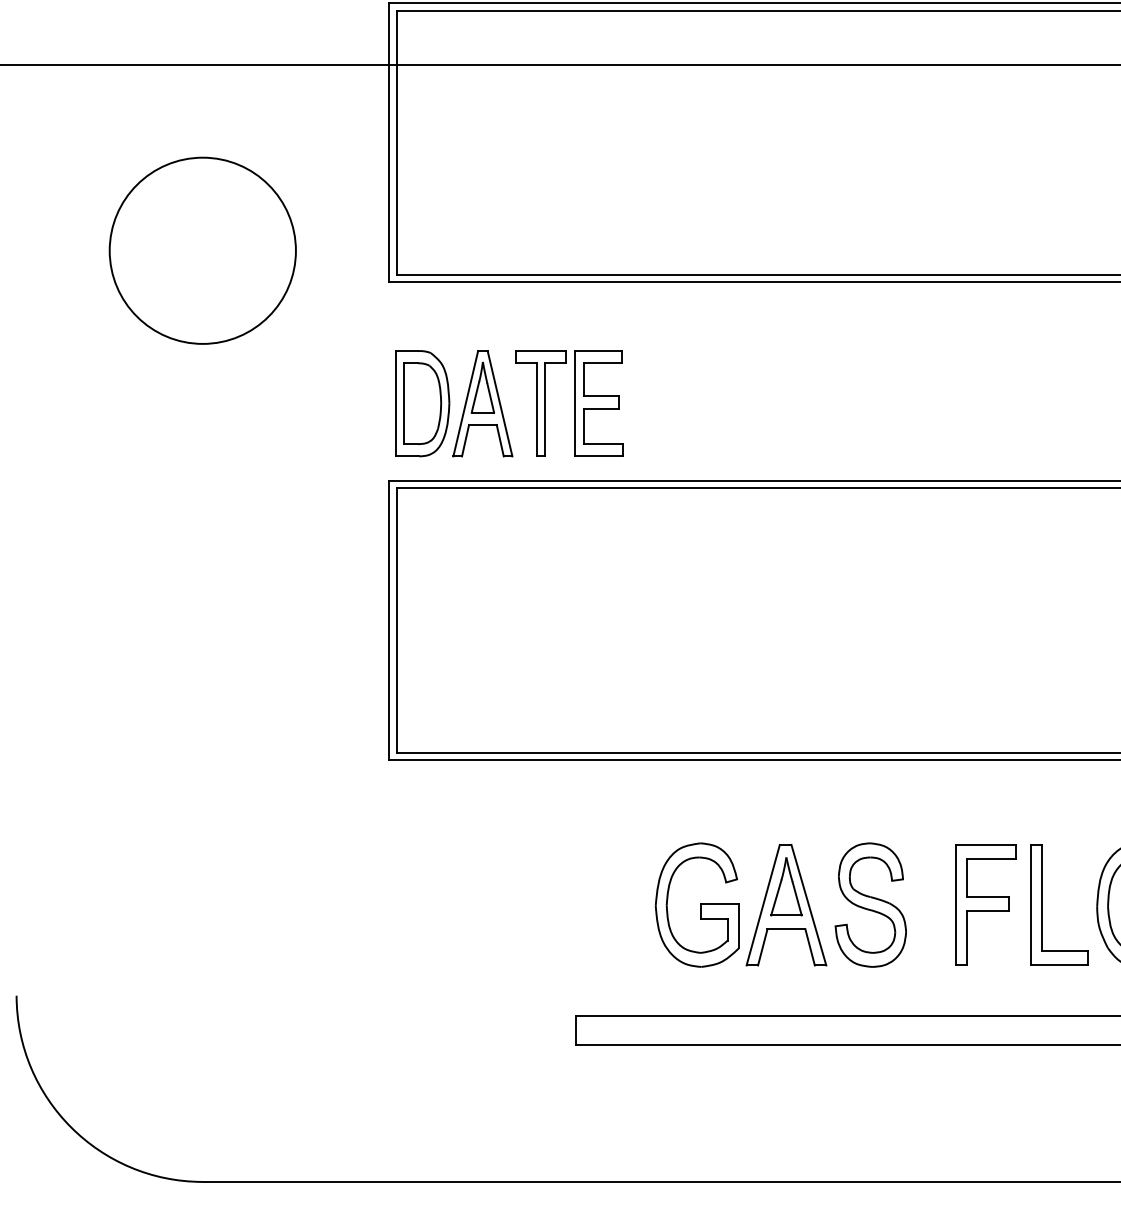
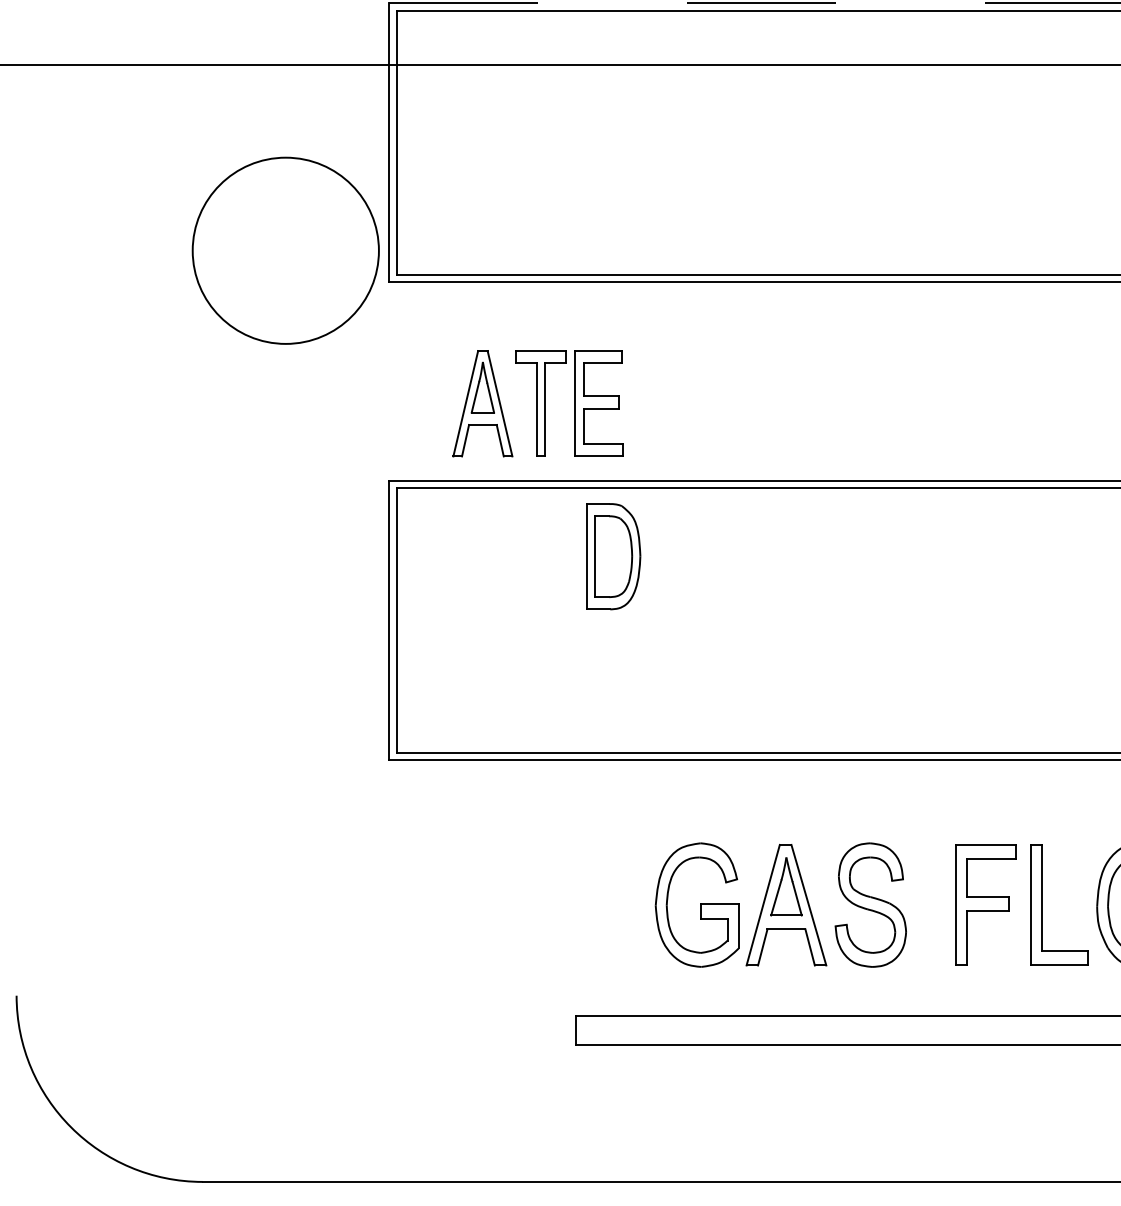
line: solid -> dashed (755, 3)
circle position: (202, 250) -> (285, 250) (285, 250)
part position: (422, 403) -> (613, 556) (613, 556)
